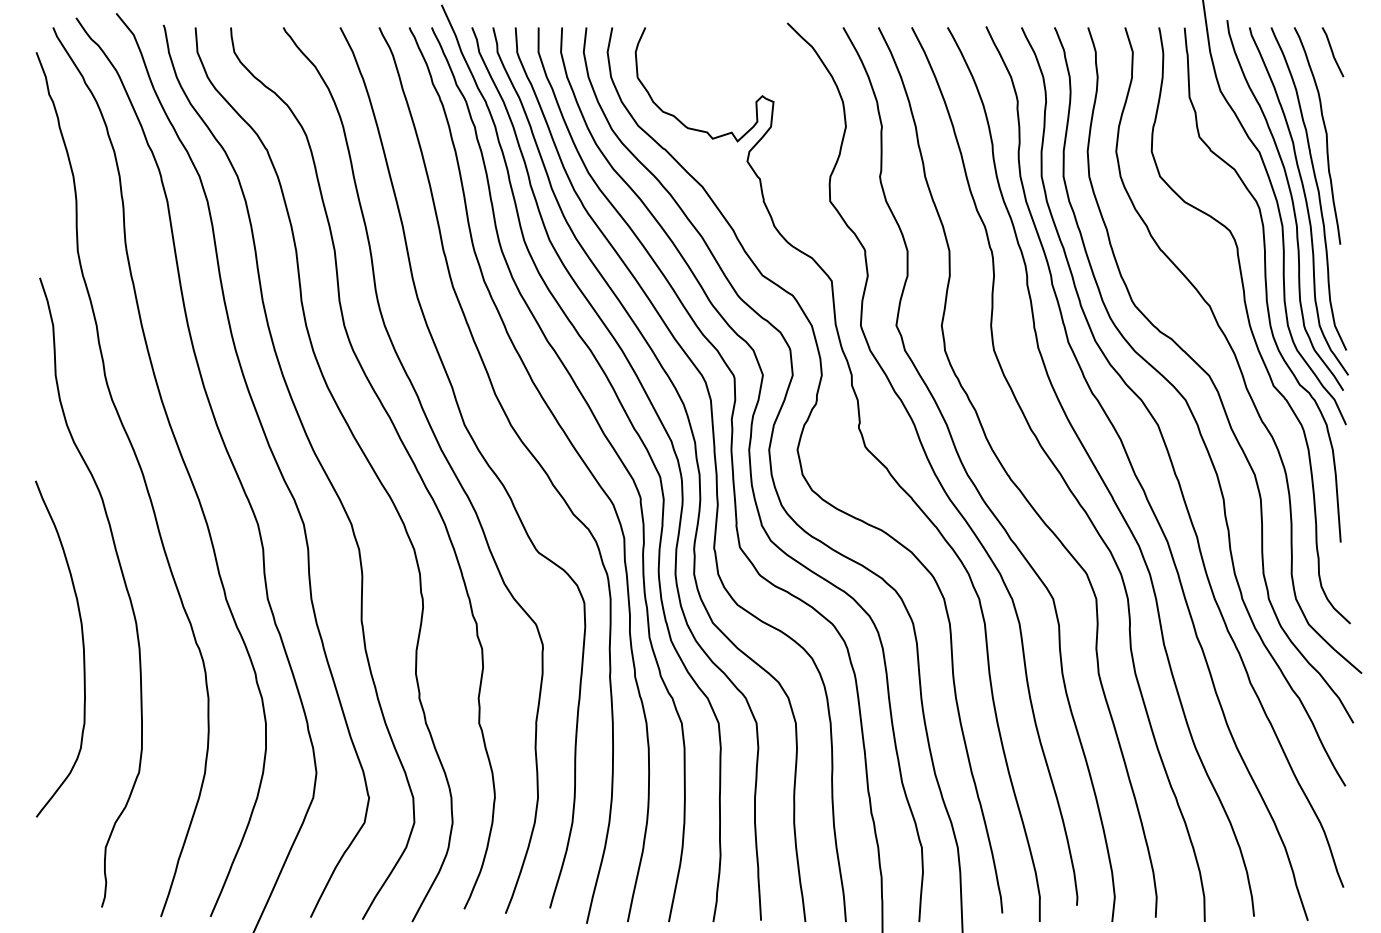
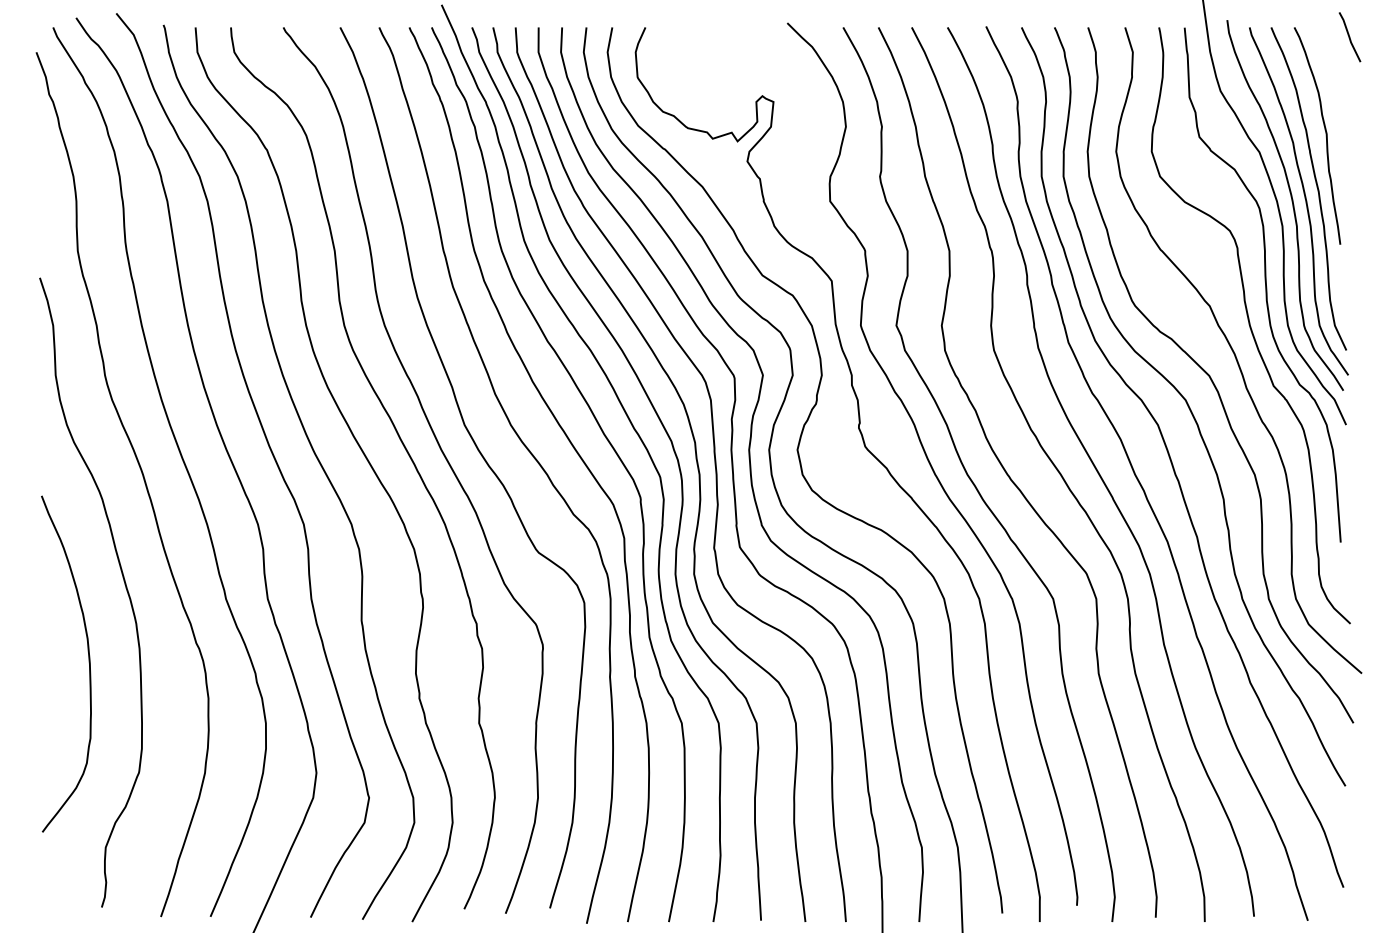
line position: (1332, 52) -> (1349, 37) (1349, 37)
curve position: (82, 647) -> (88, 662) (88, 662)
